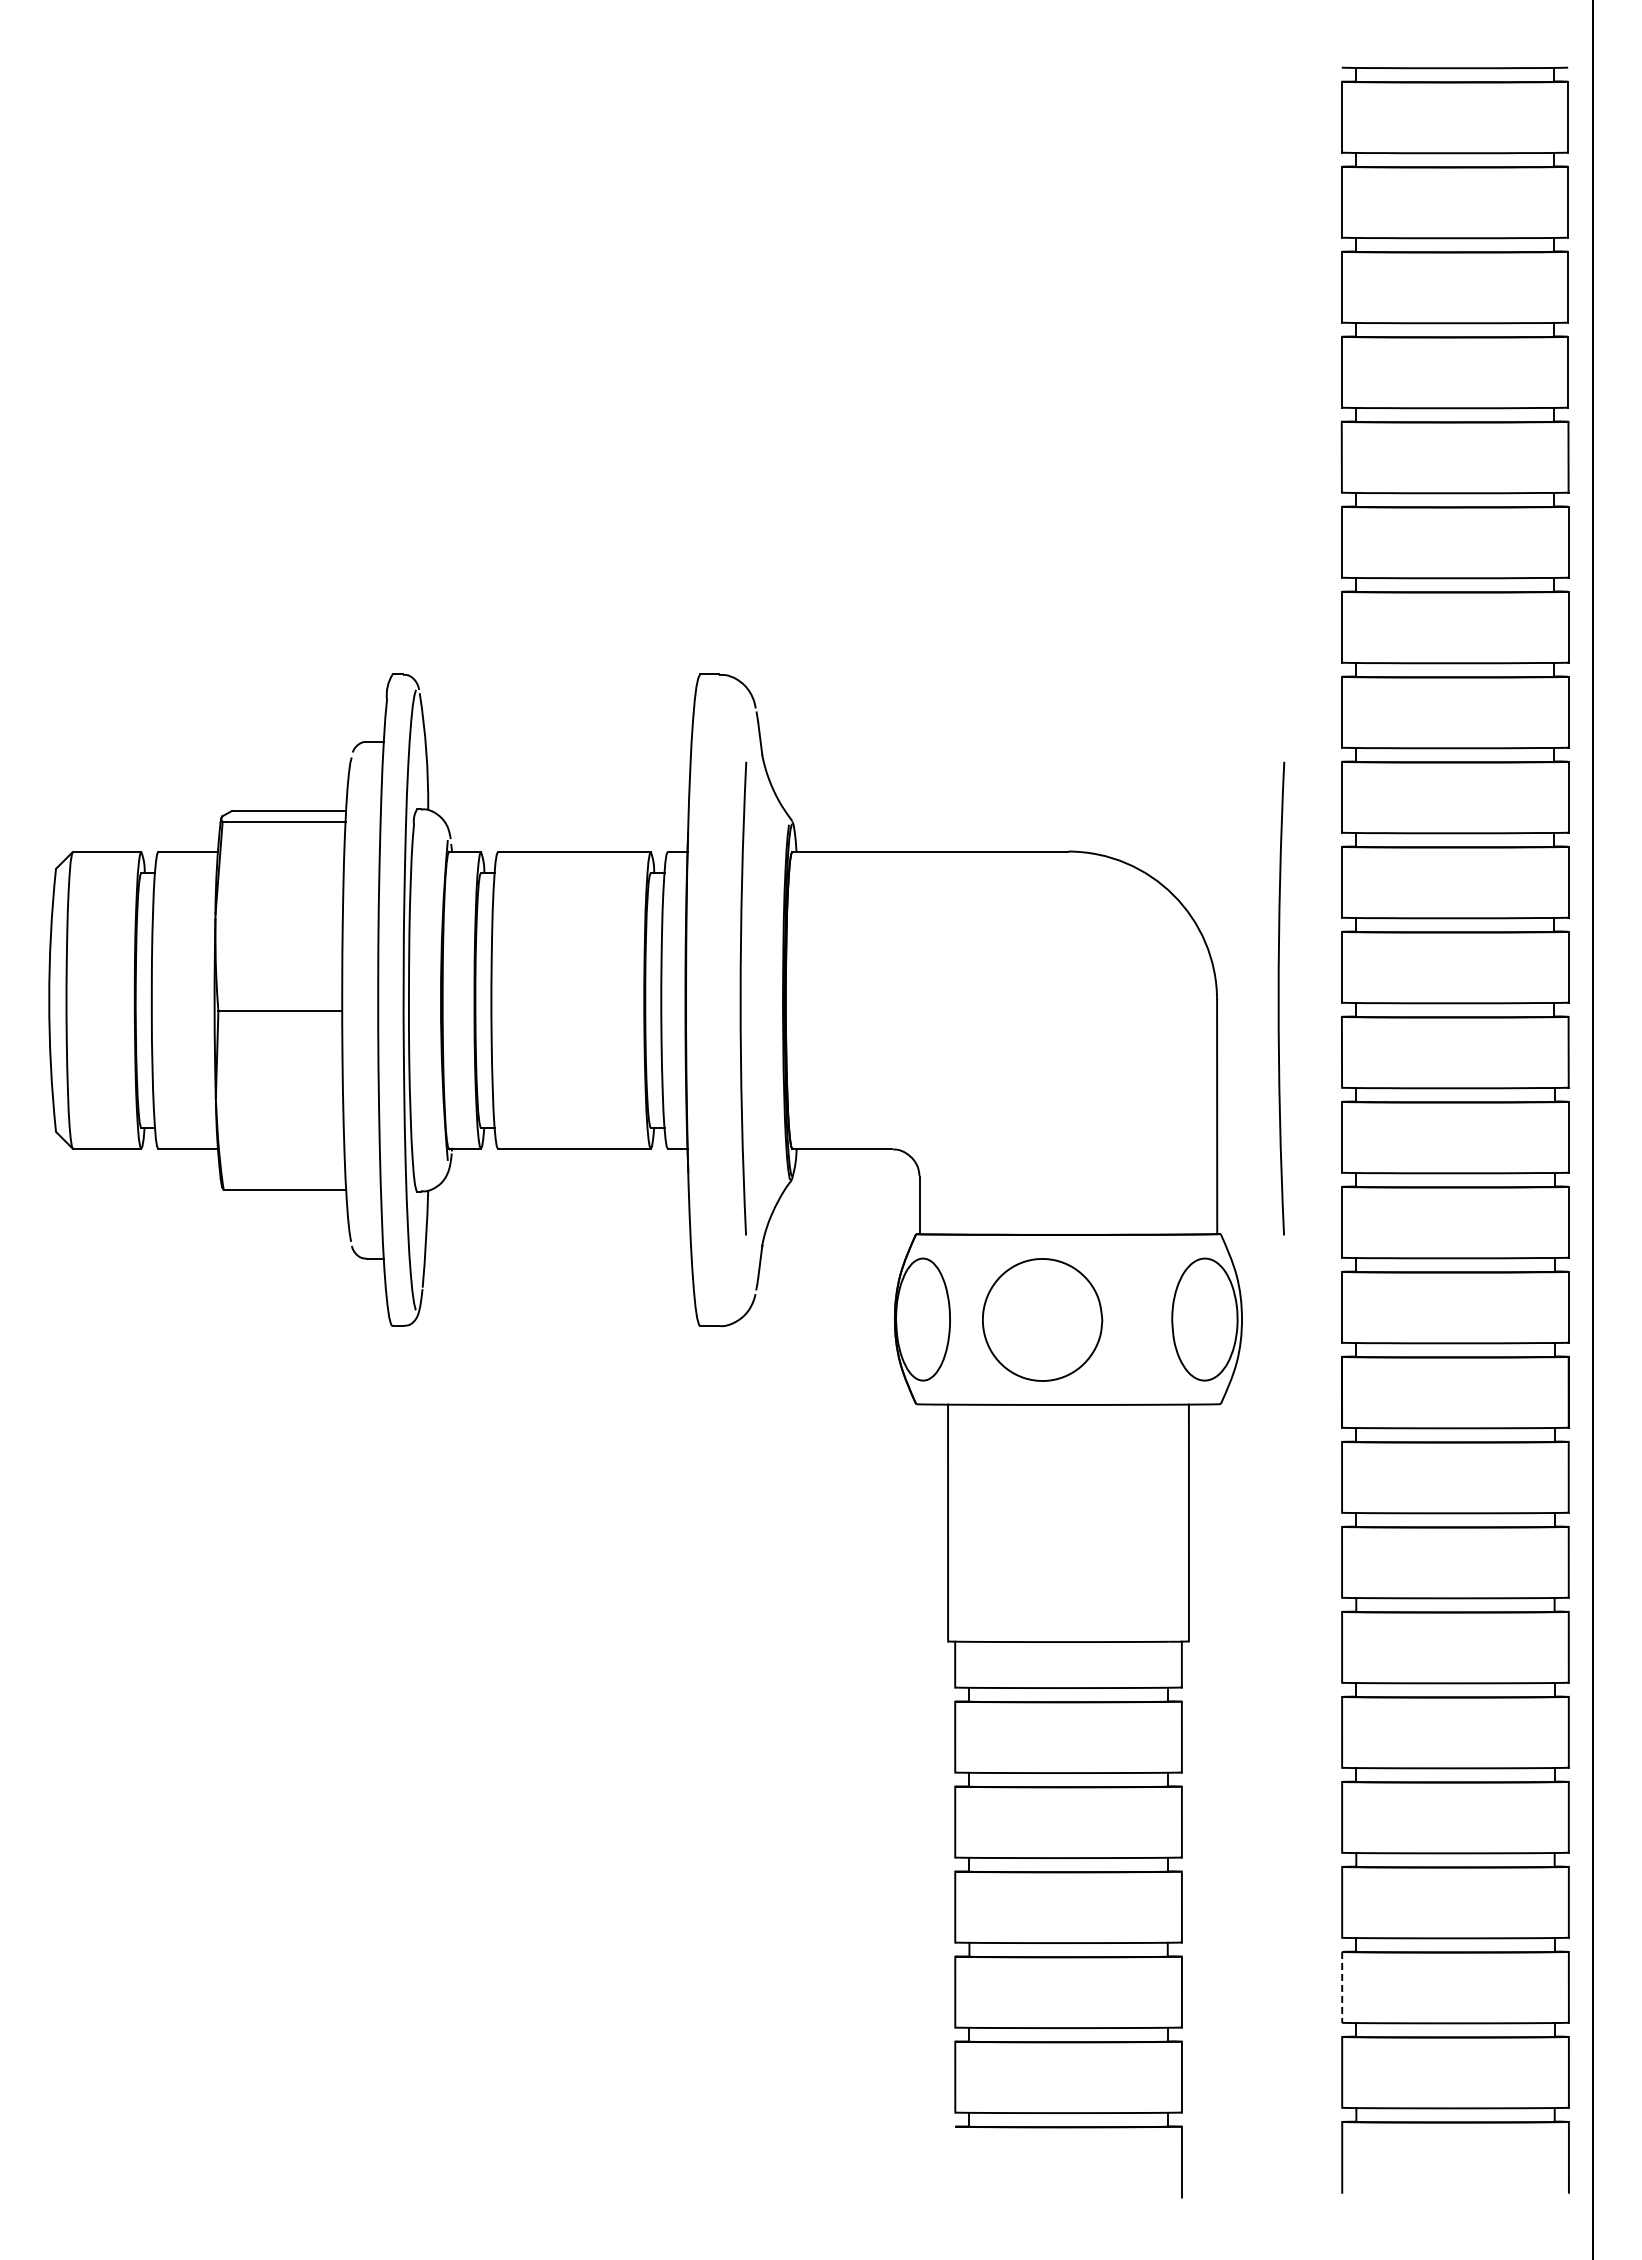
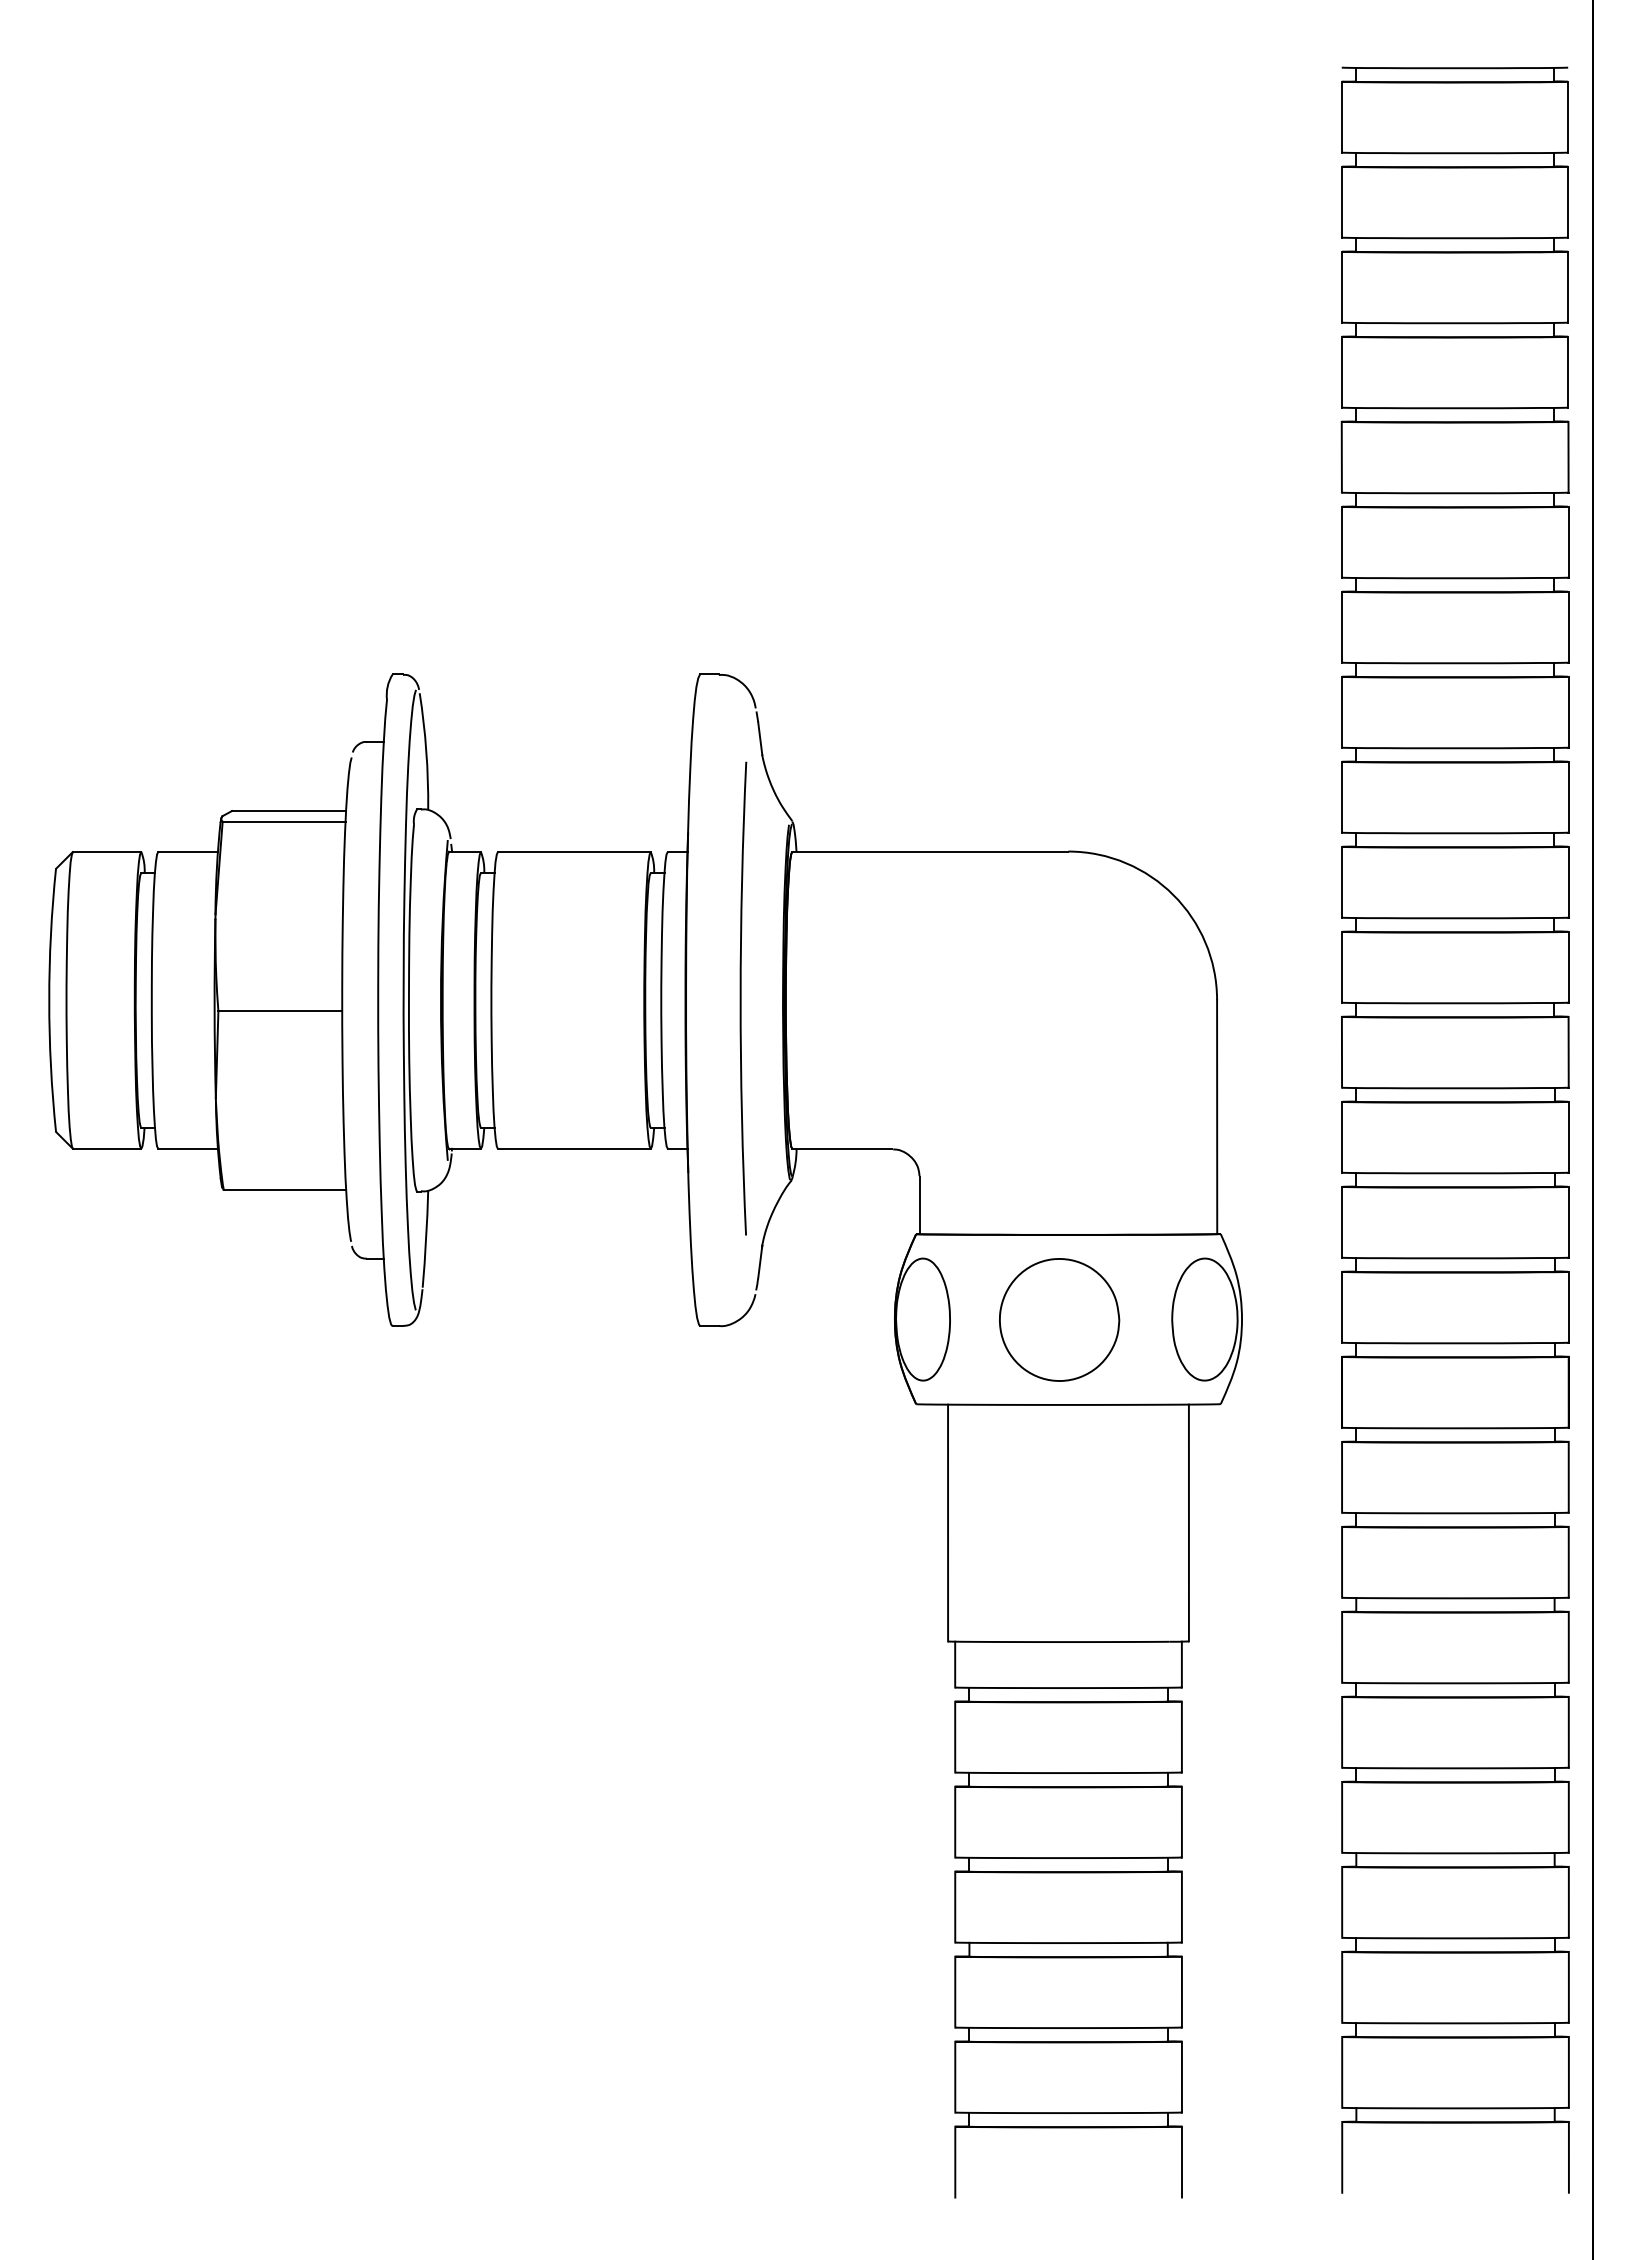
arc: present -> none (1279, 998)
part position: (1042, 1319) -> (1059, 1319) (1059, 1319)
line: dashed -> solid (1342, 1987)
line: none -> present (955, 2161)
